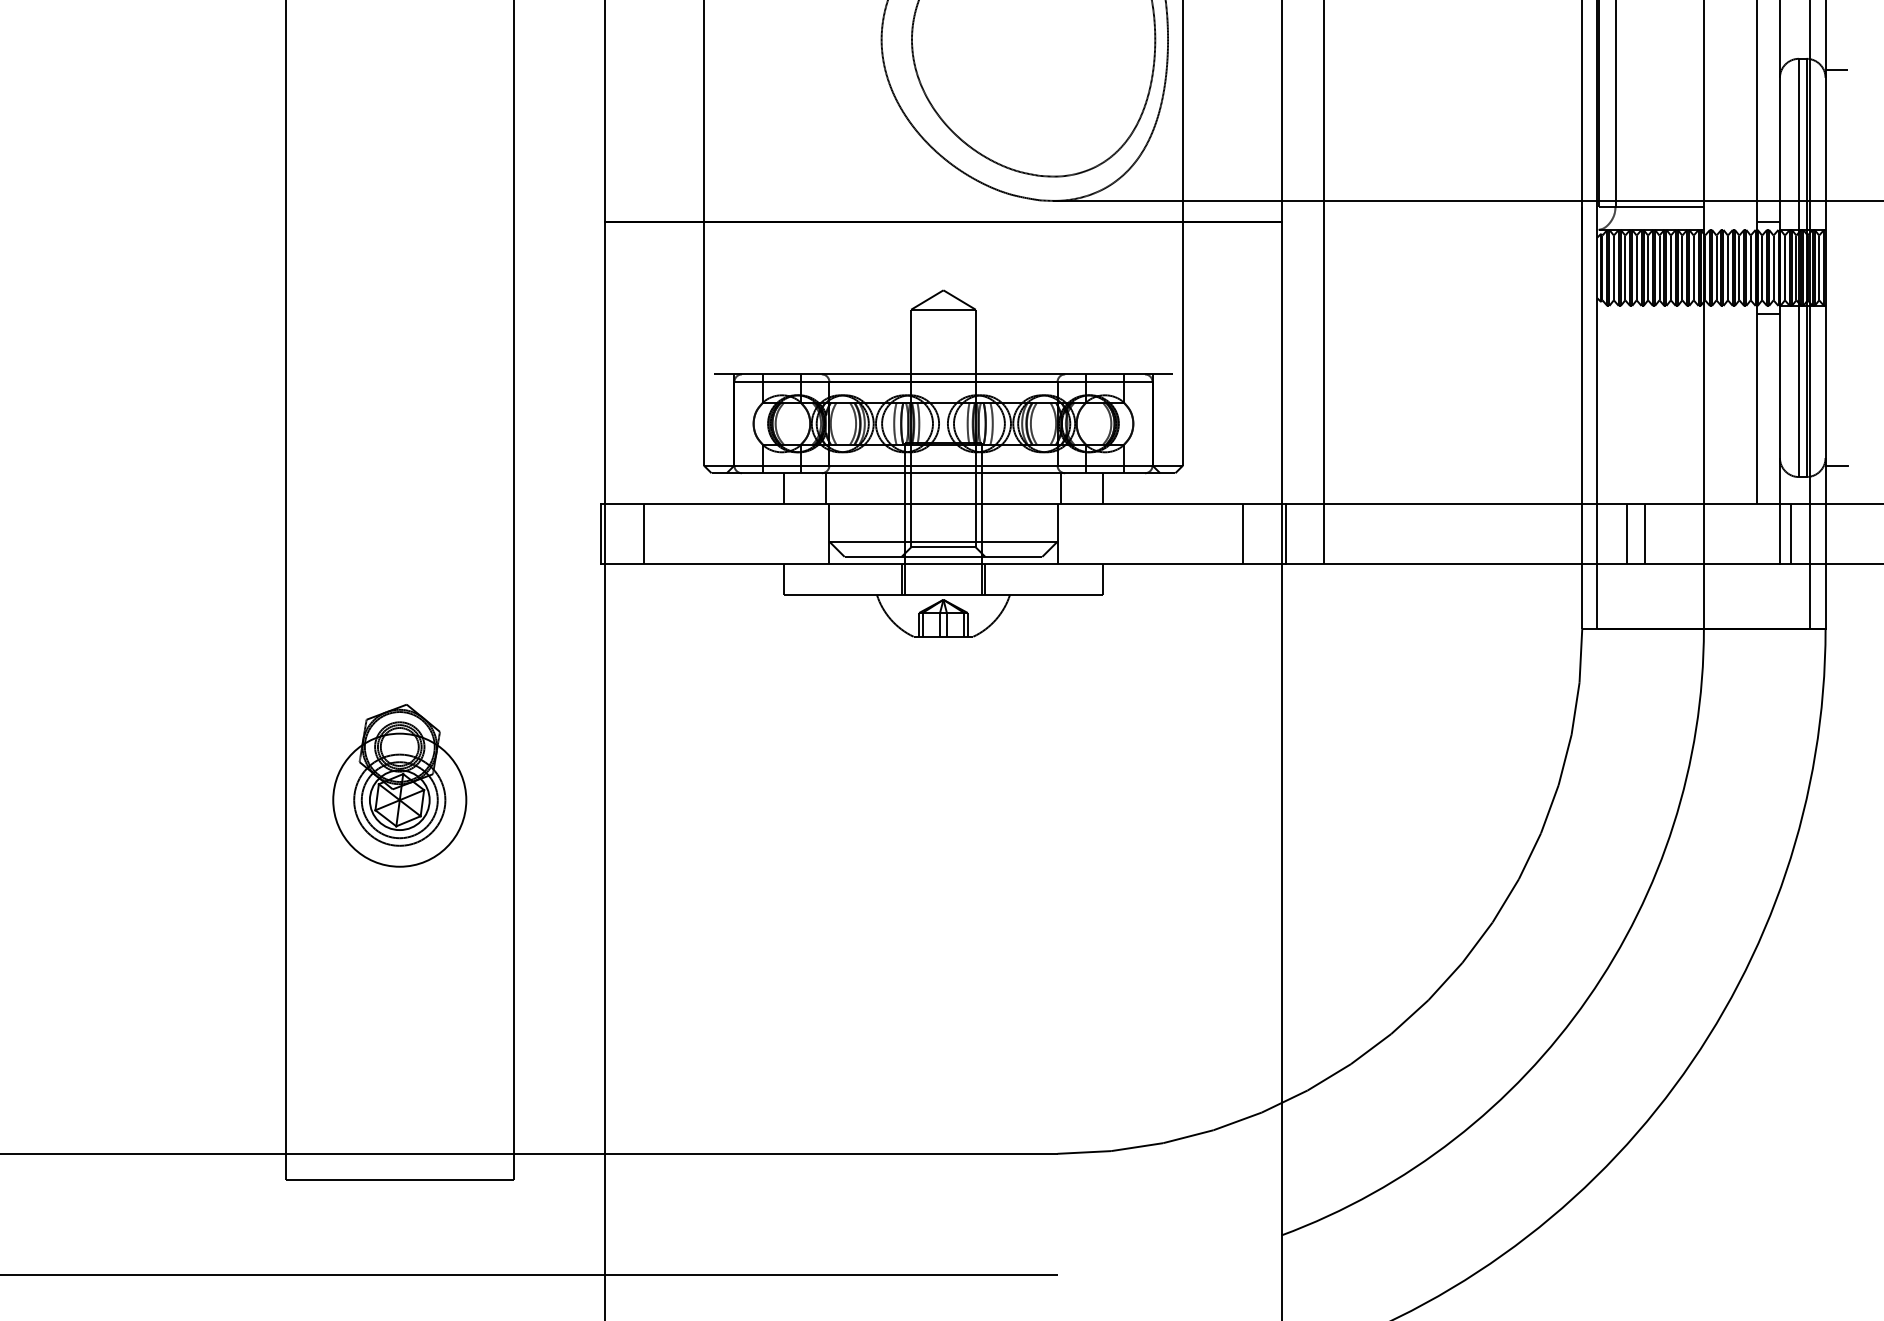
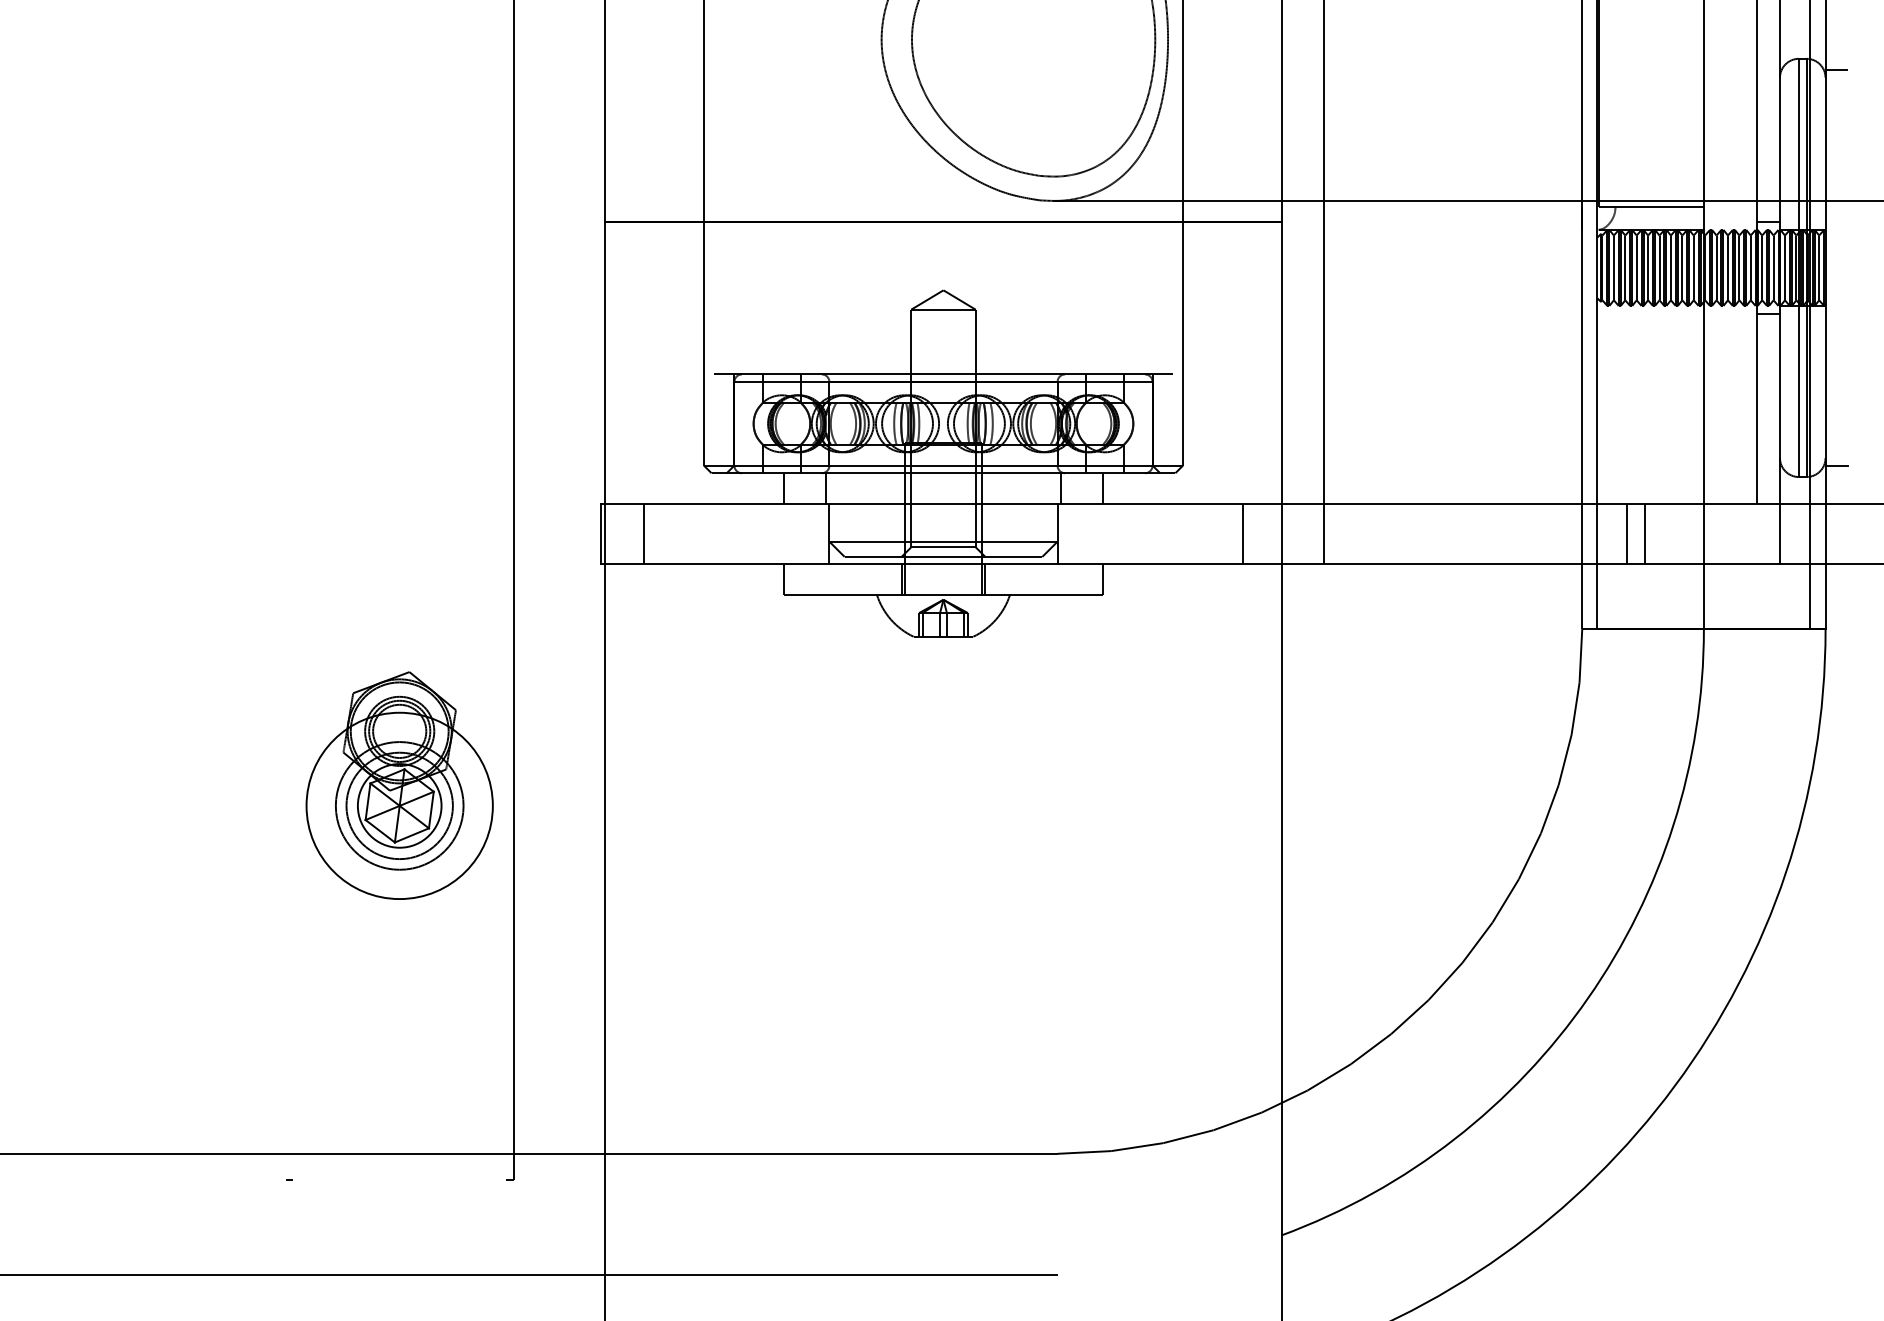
line: present -> none (1615, 104)
line: present -> none (1285, 533)
line: present -> none (1791, 533)
line: present -> none (285, 591)
part size: 136x164 px -> 189x229 px (399, 785)
line: present -> none (399, 1180)
